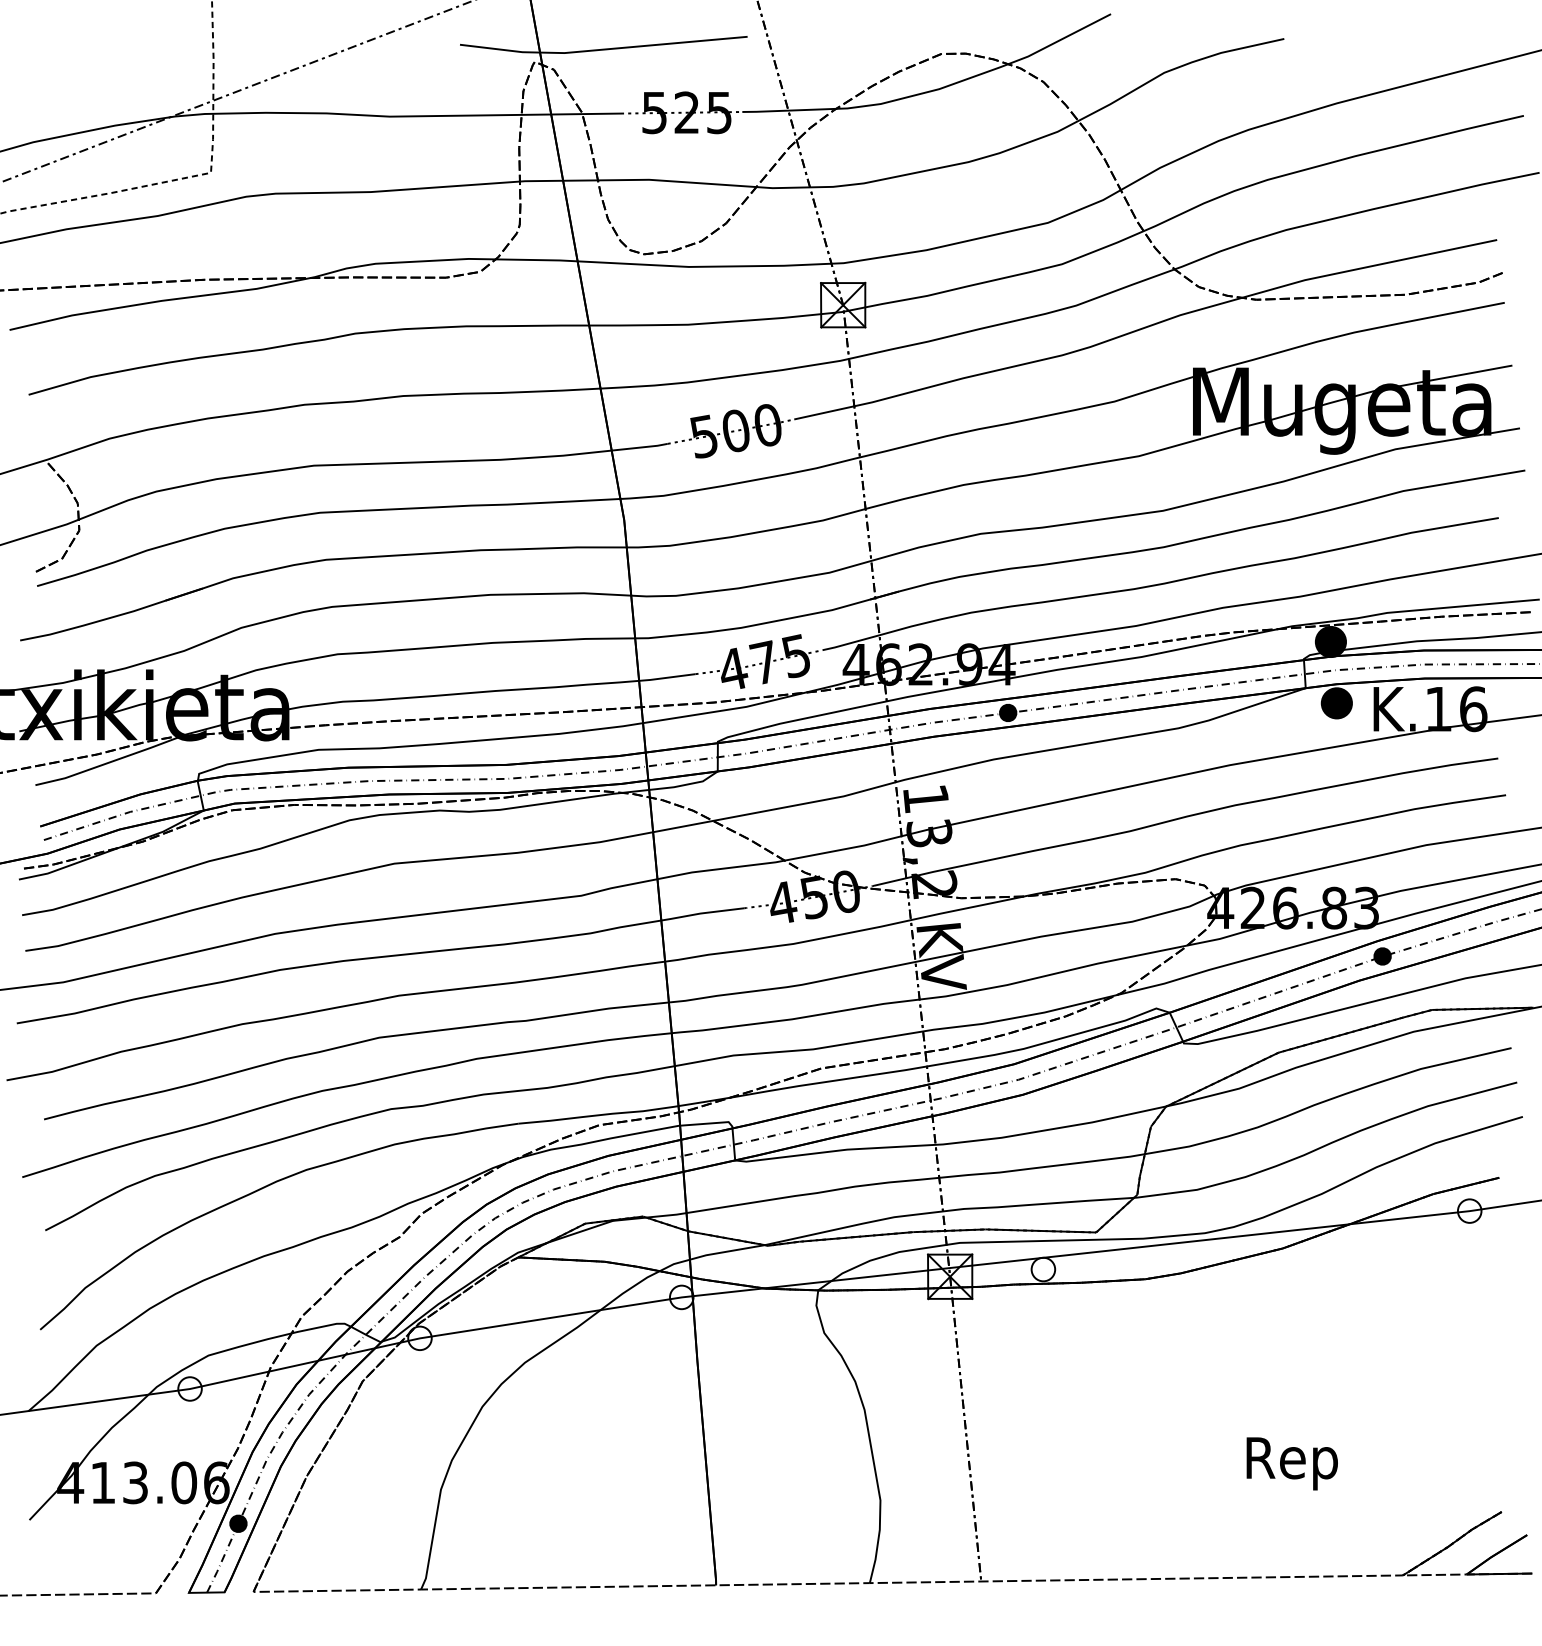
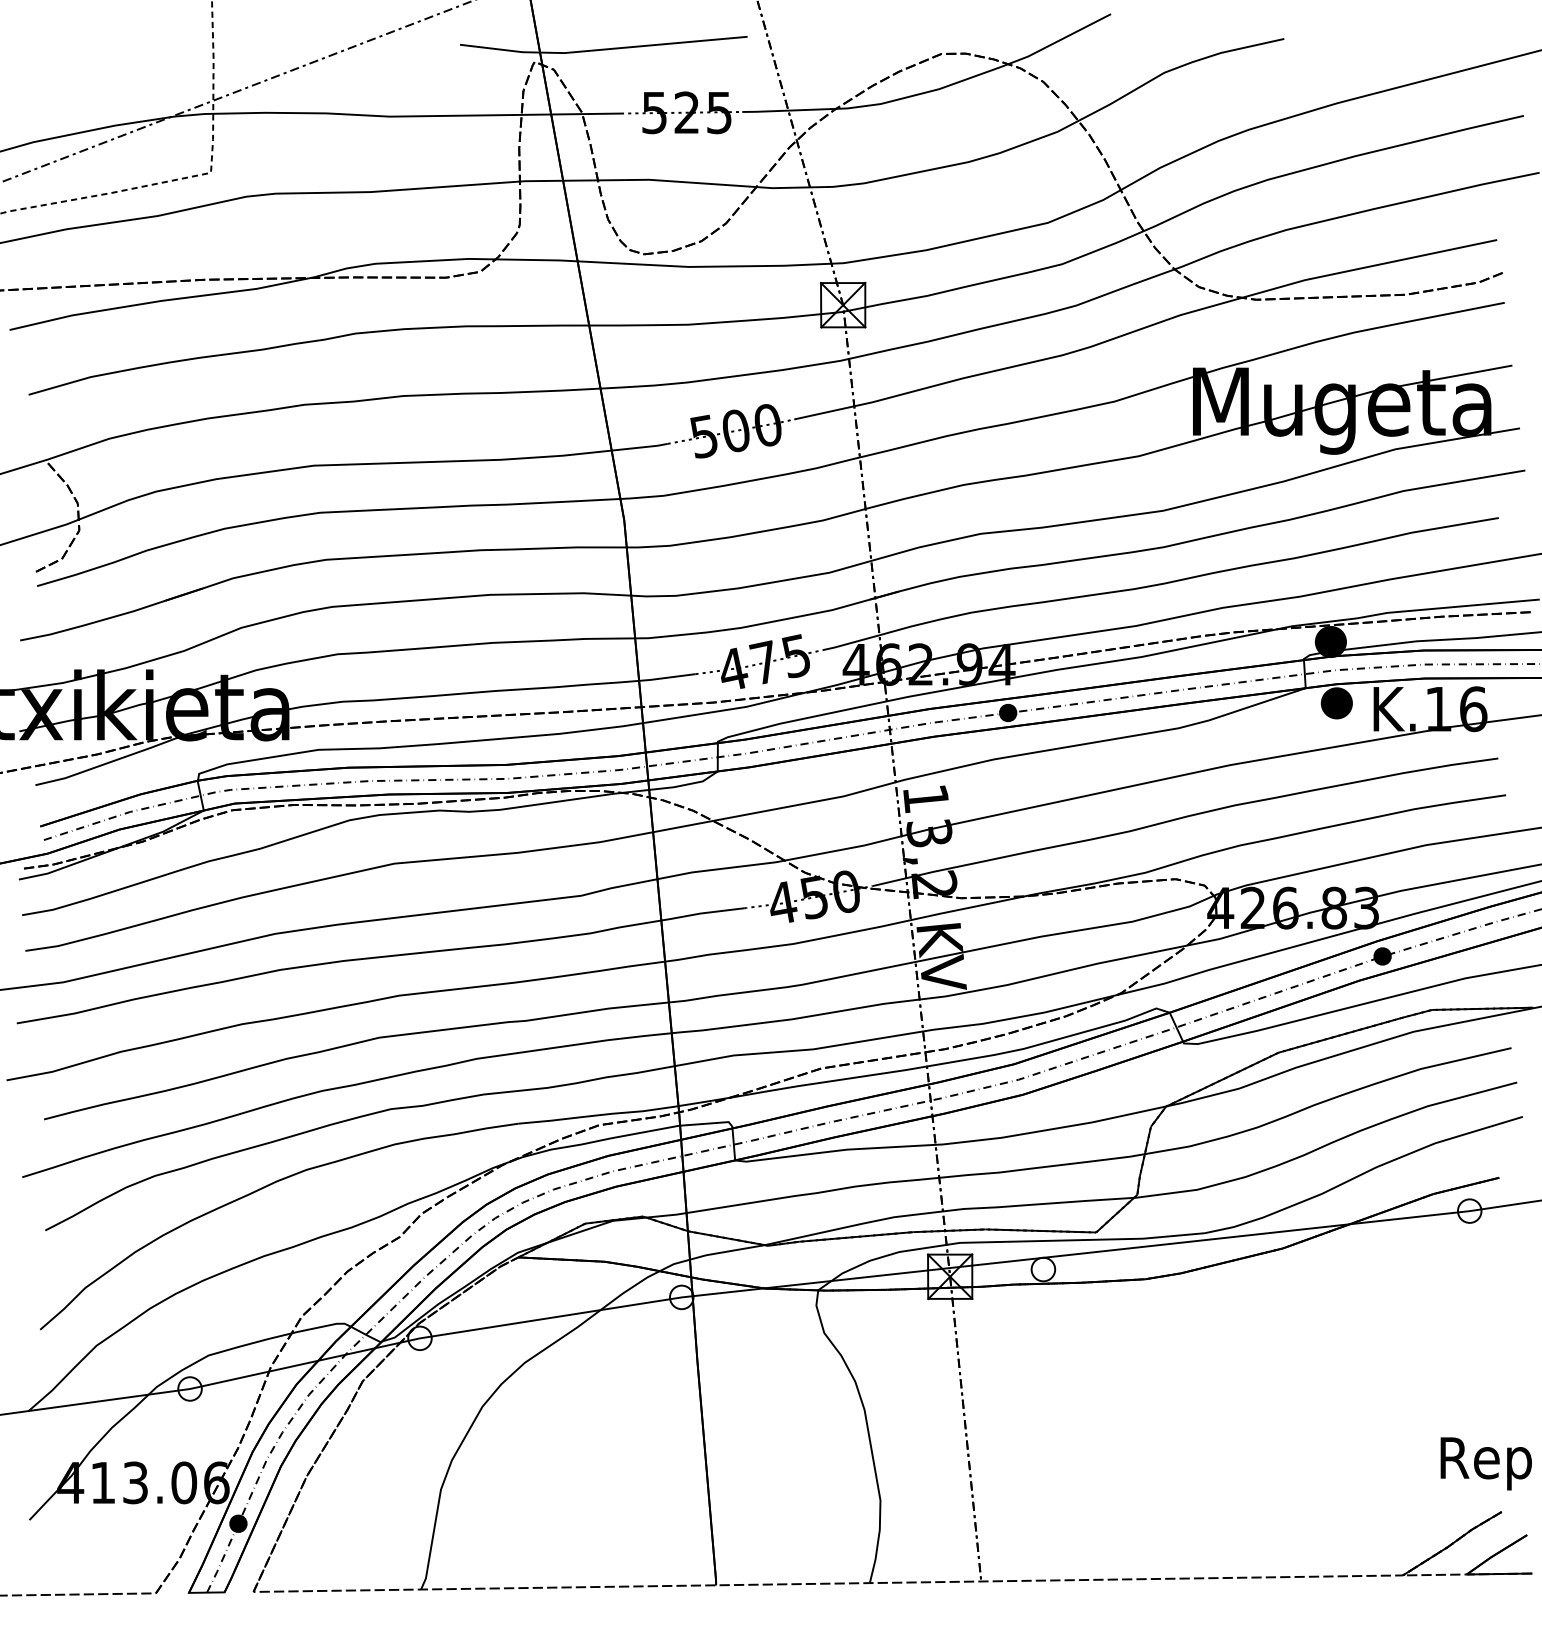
text position: (1291, 1463) -> (1485, 1463) (1485, 1463)
